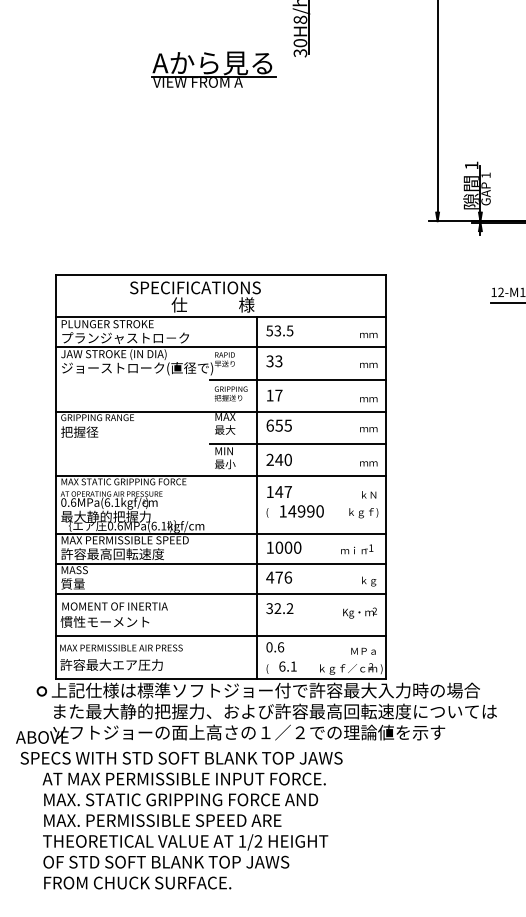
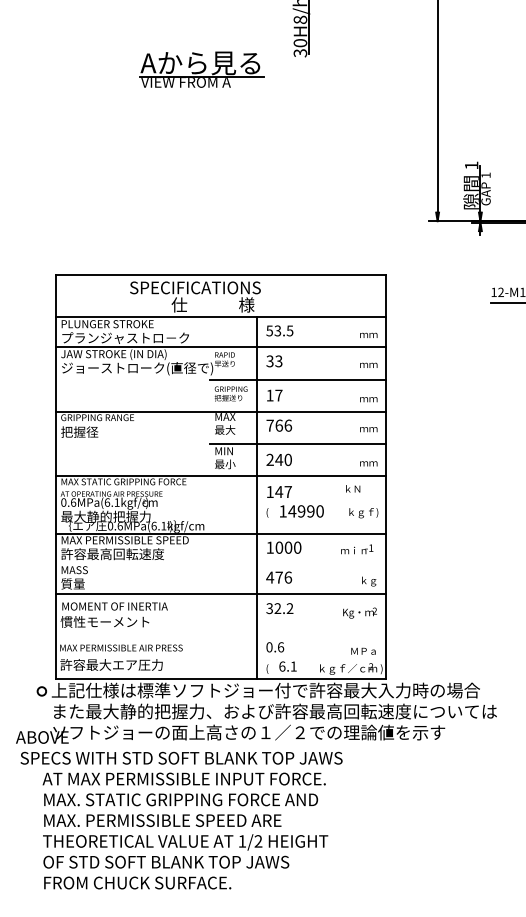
part position: (213, 69) -> (201, 69) (201, 69)
text: 655 -> 766 (279, 425)
text position: (369, 494) -> (353, 488) (353, 488)
line: present -> none (220, 563)
line: present -> none (220, 636)
